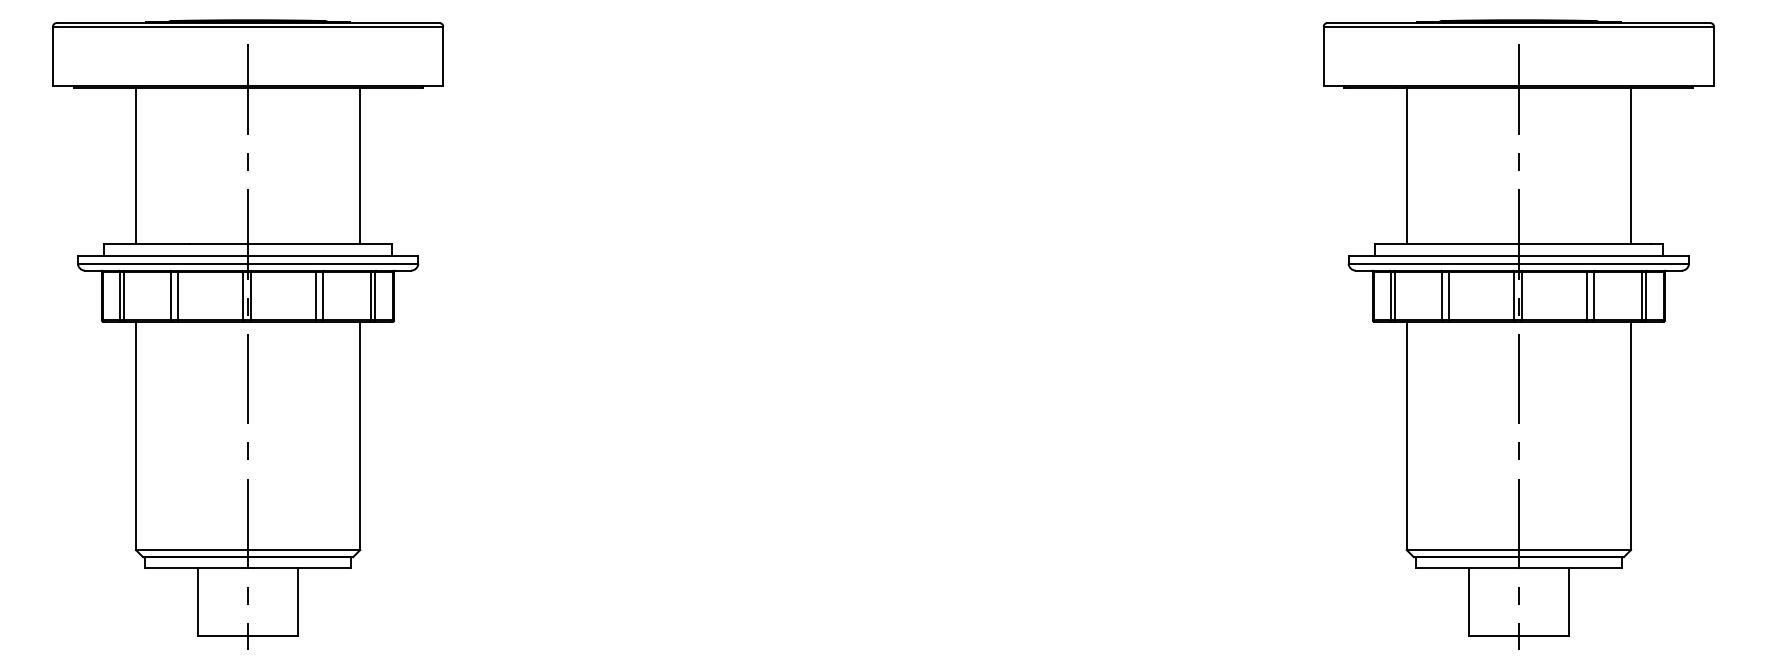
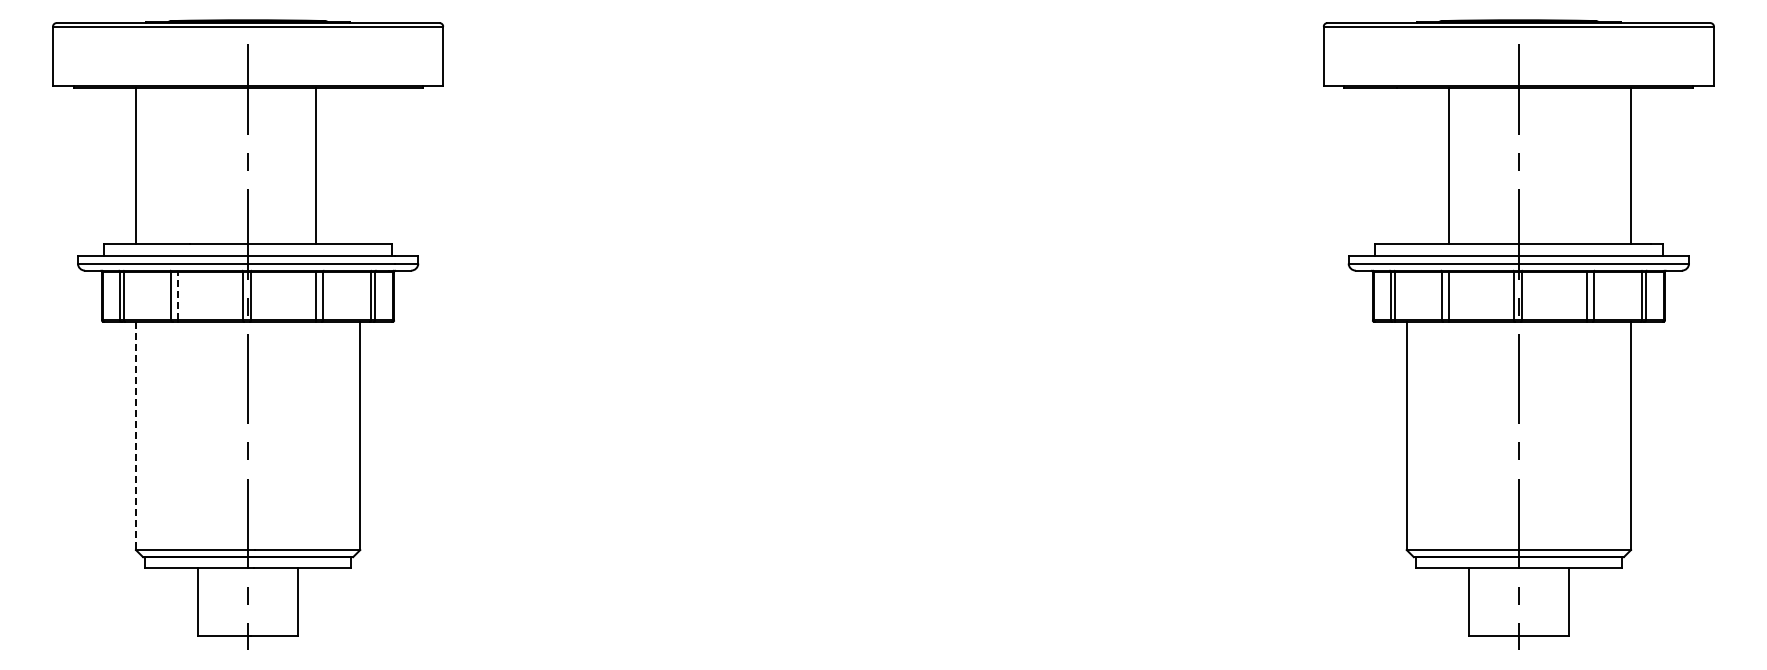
line position: (360, 165) -> (316, 165) (316, 165)
line position: (1406, 165) -> (1448, 165) (1448, 165)
line: solid -> dashed (178, 295)
line: solid -> dashed (135, 436)
